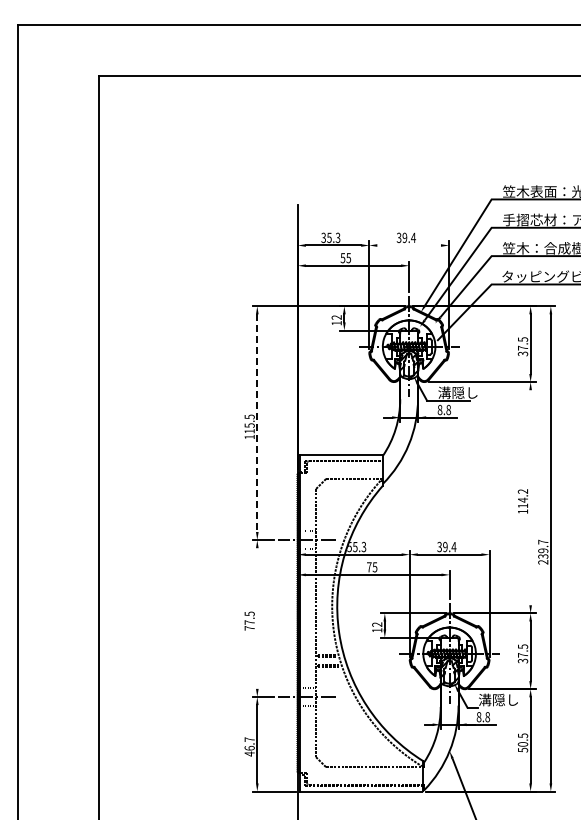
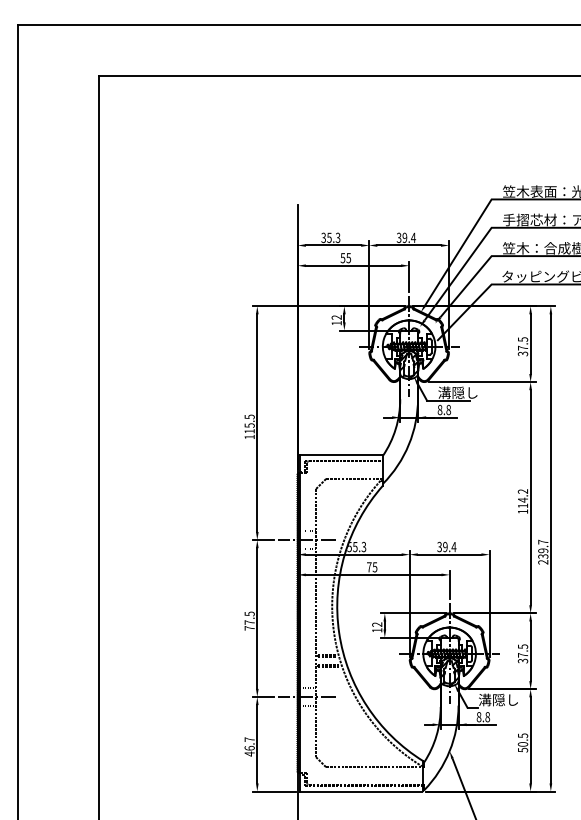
line: none -> present (408, 245)
line: dashed -> solid (257, 423)
line: none -> present (530, 497)
line: none -> present (257, 618)
